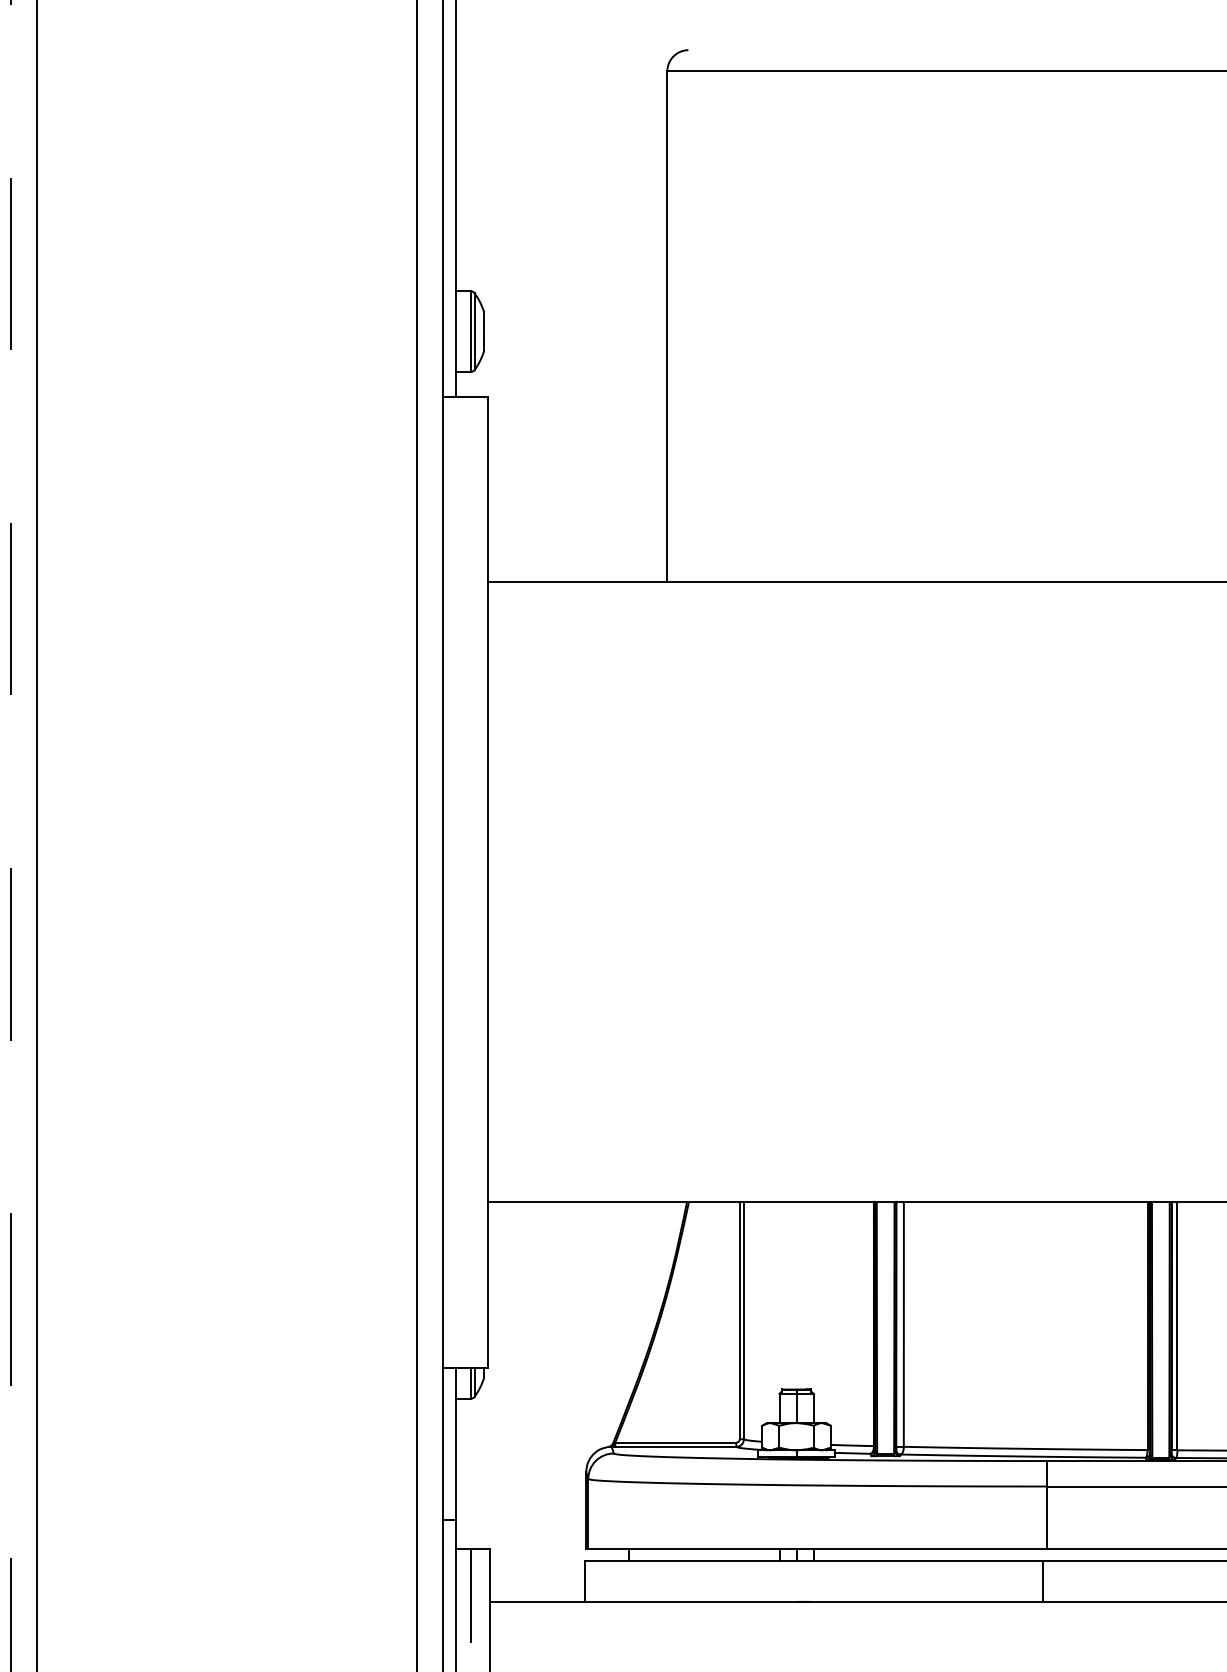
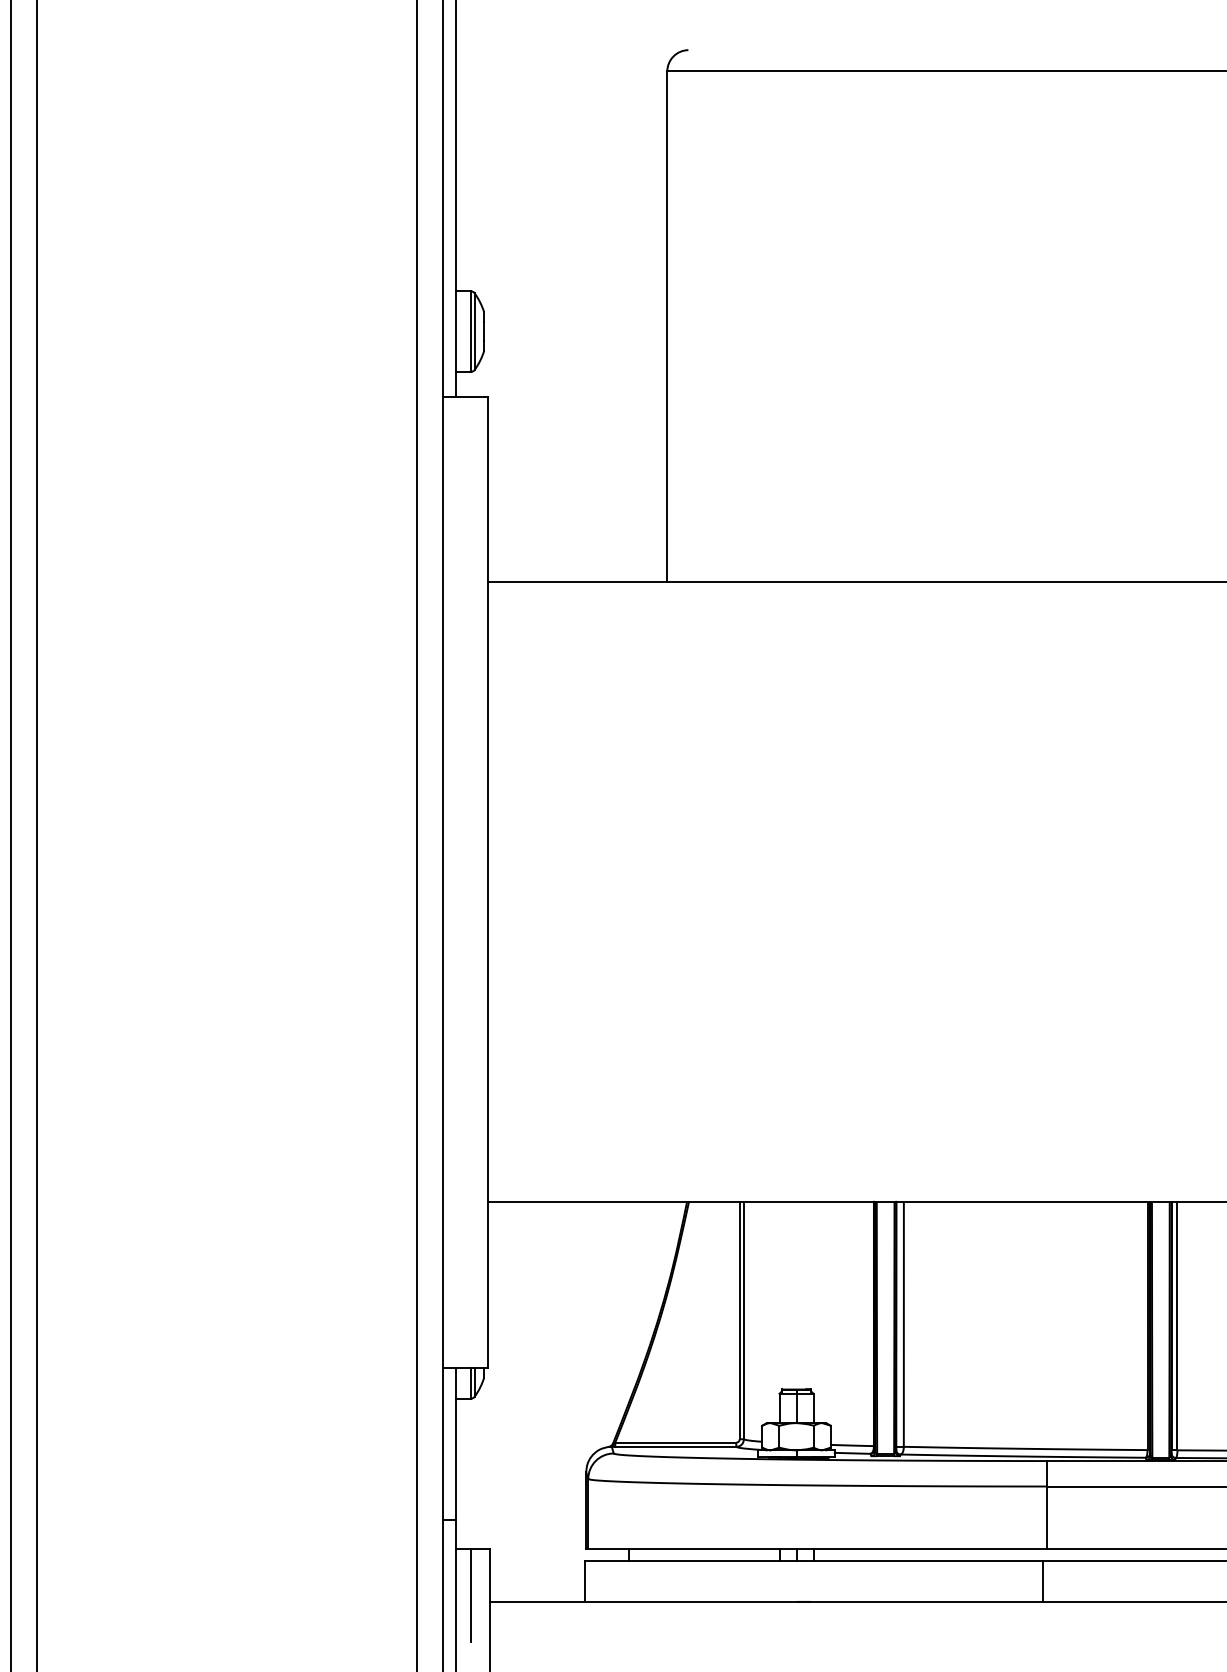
line: dashed -> solid (11, 836)
